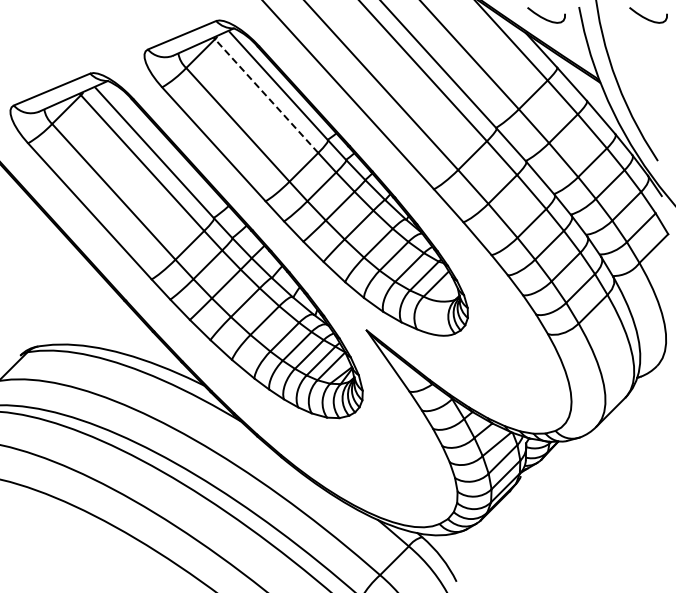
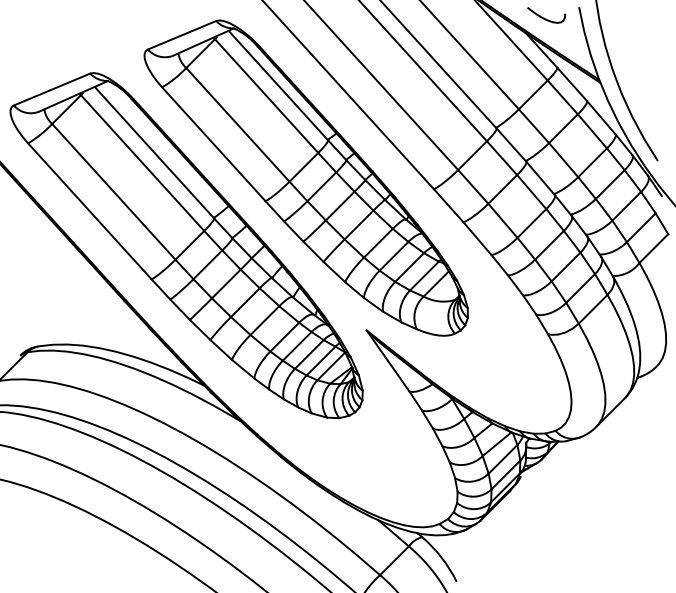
curve: present -> none (646, 17)
line: dashed -> solid (266, 96)
